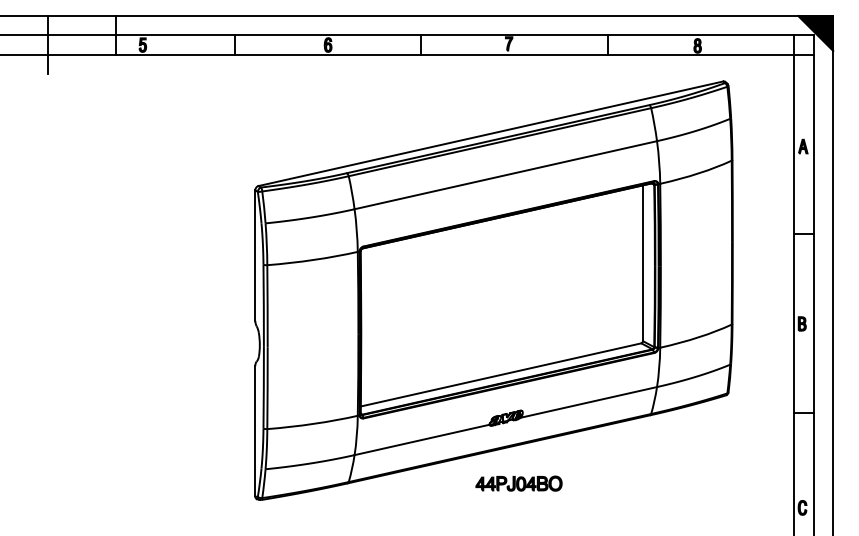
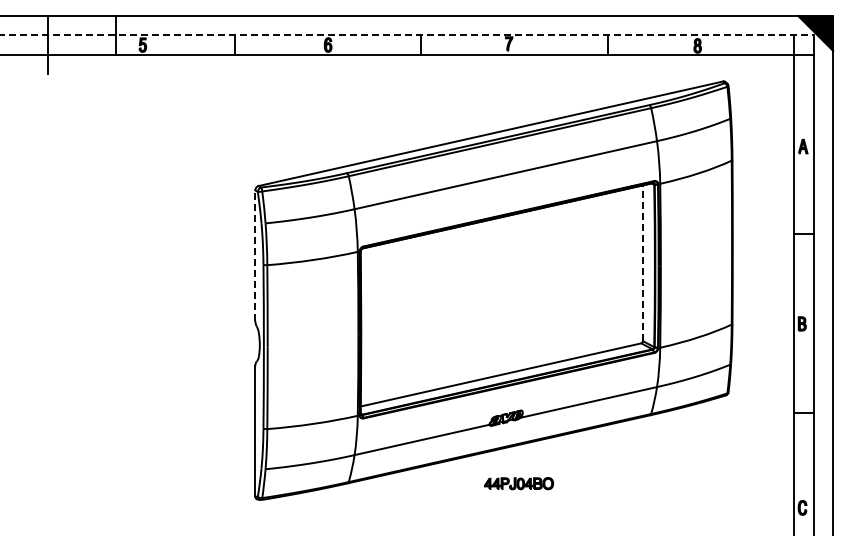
line: solid -> dashed (407, 35)
line: solid -> dashed (255, 255)
line: solid -> dashed (643, 263)
part size: 88x17 px -> 71x14 px (519, 483)
